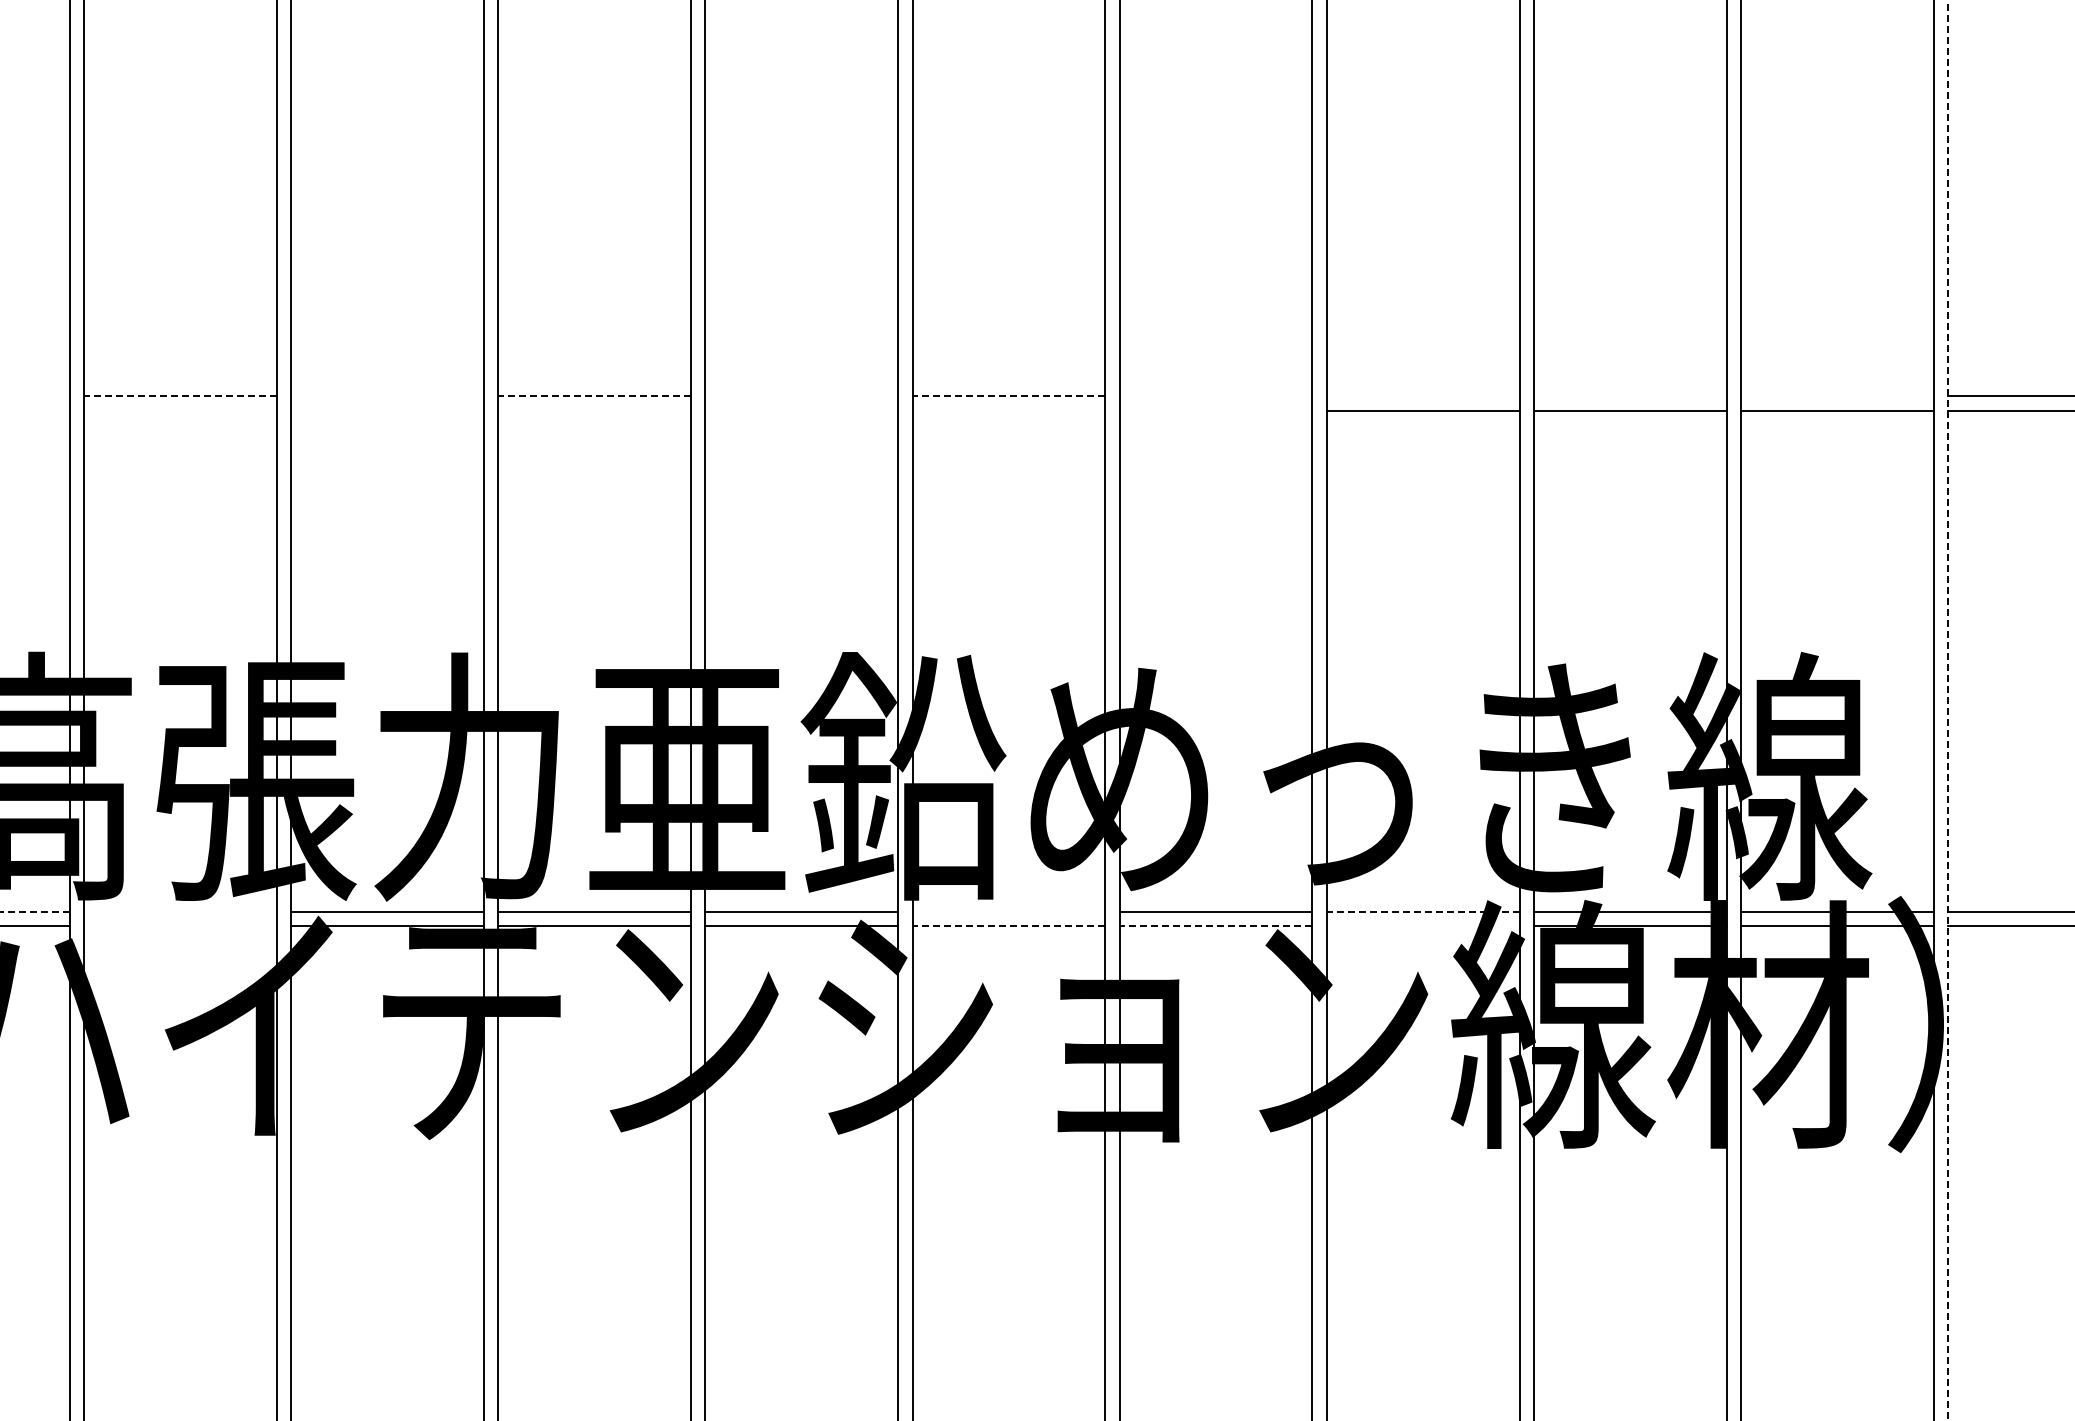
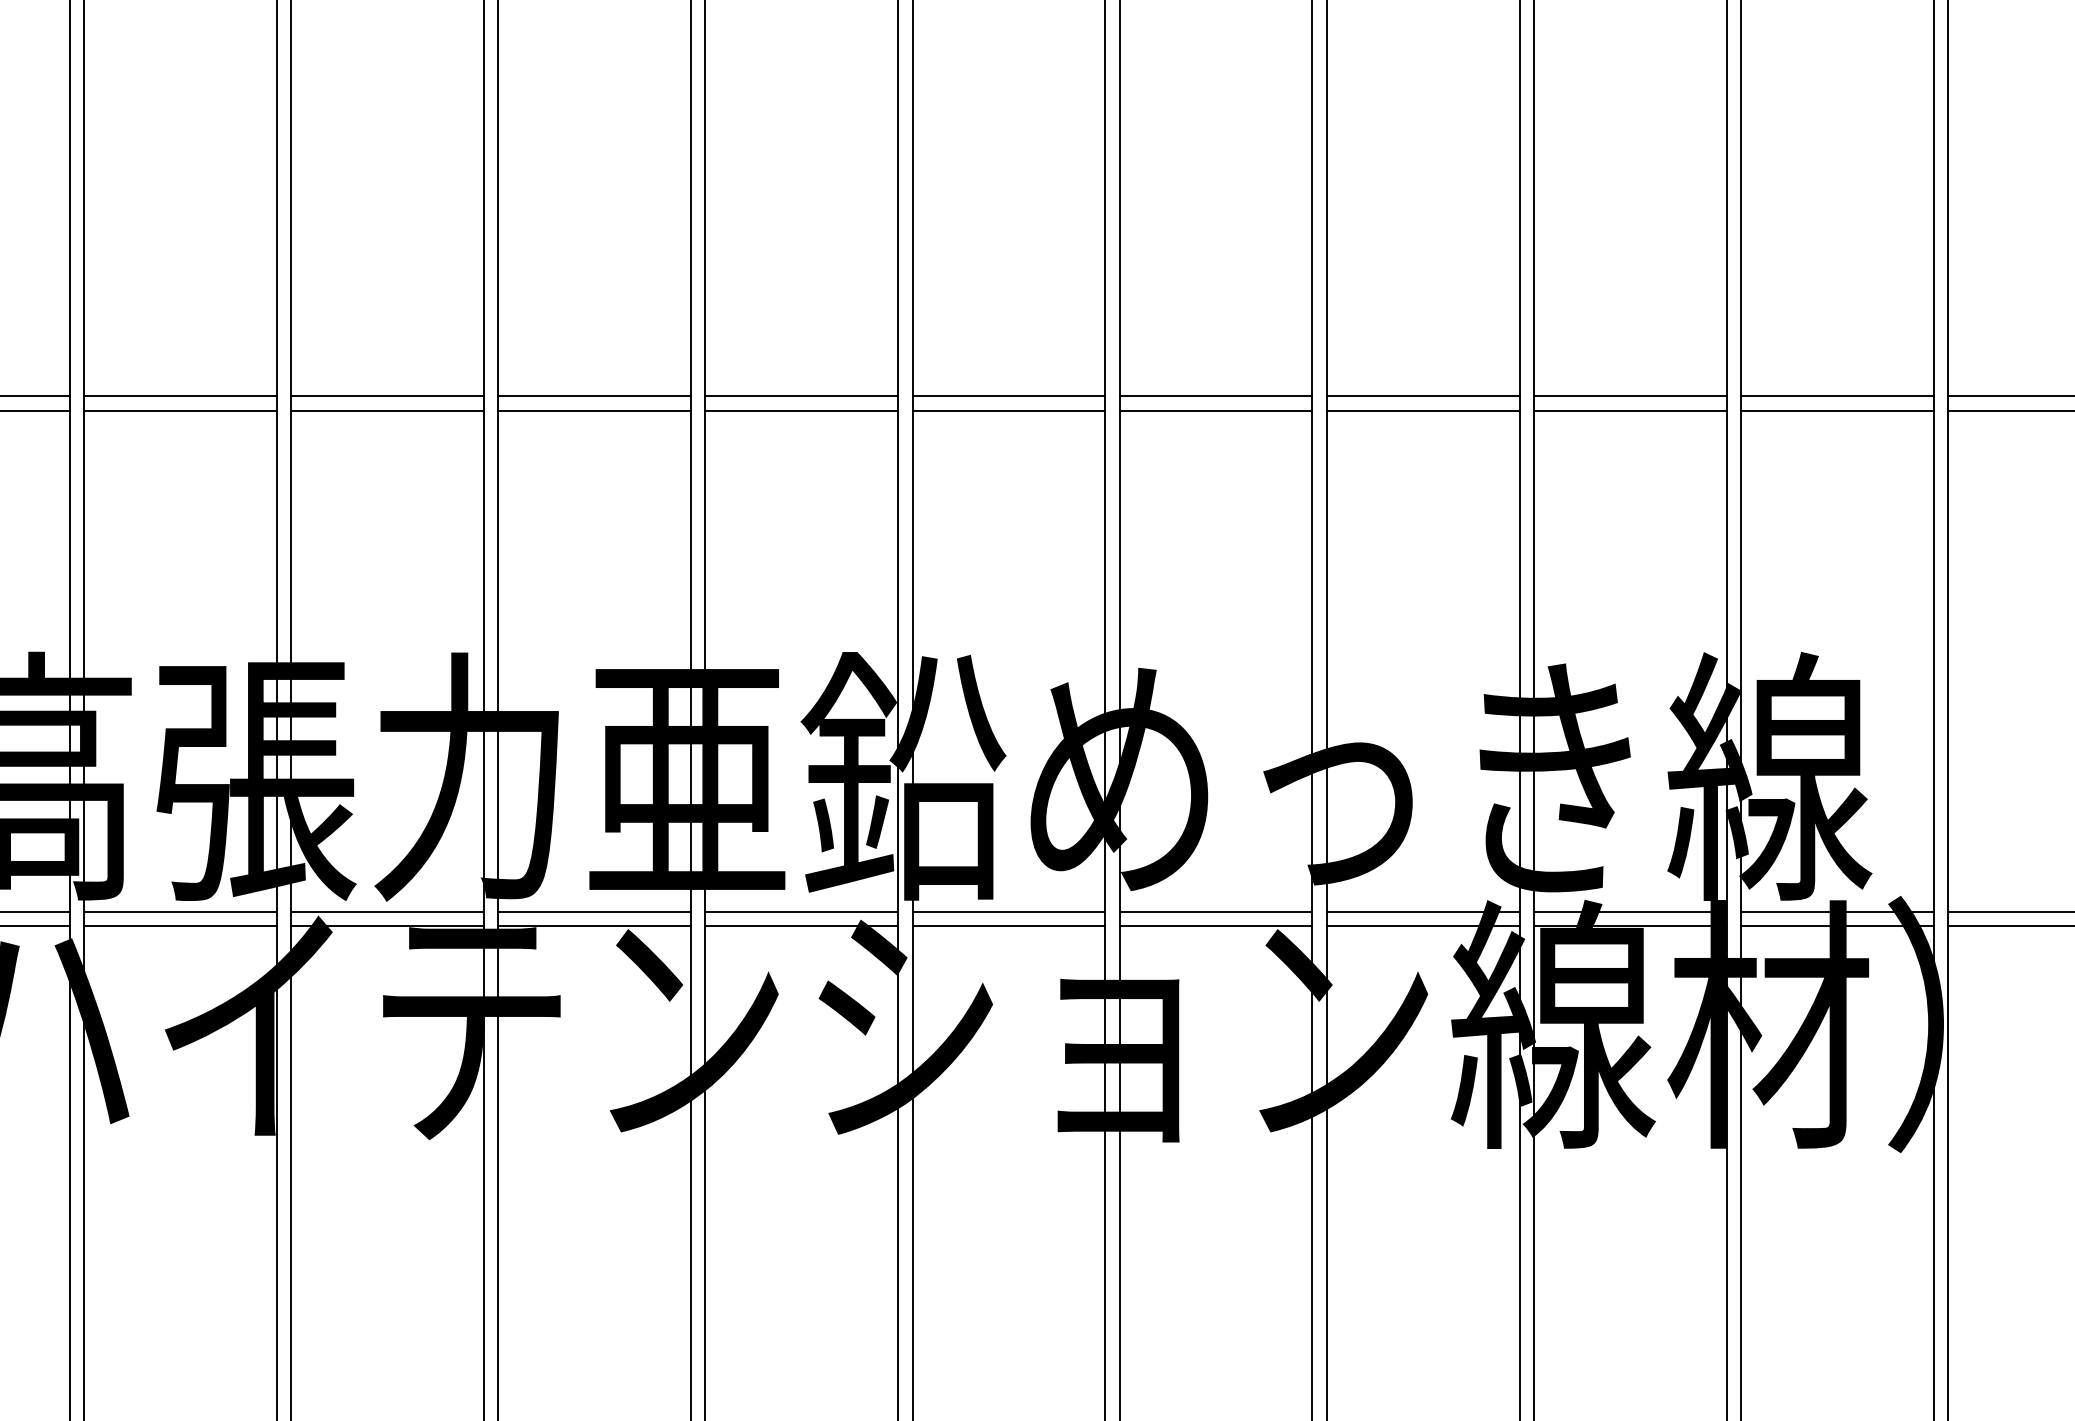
line: none -> present (35, 396)
line: dashed -> solid (179, 396)
line: none -> present (387, 396)
line: dashed -> solid (594, 396)
line: none -> present (801, 396)
line: dashed -> solid (1008, 396)
line: none -> present (1215, 396)
line: none -> present (1422, 396)
line: none -> present (1629, 396)
line: none -> present (1836, 396)
line: none -> present (35, 410)
line: none -> present (180, 410)
line: none -> present (387, 410)
line: none -> present (594, 410)
line: none -> present (801, 410)
line: none -> present (1008, 410)
line: none -> present (1215, 410)
line: dashed -> solid (1948, 710)
line: dashed -> solid (34, 912)
line: none -> present (180, 912)
line: none -> present (1008, 912)
line: dashed -> solid (1422, 912)
line: none -> present (180, 926)
line: dashed -> solid (1008, 926)
line: dashed -> solid (1215, 926)
line: none -> present (1422, 926)
